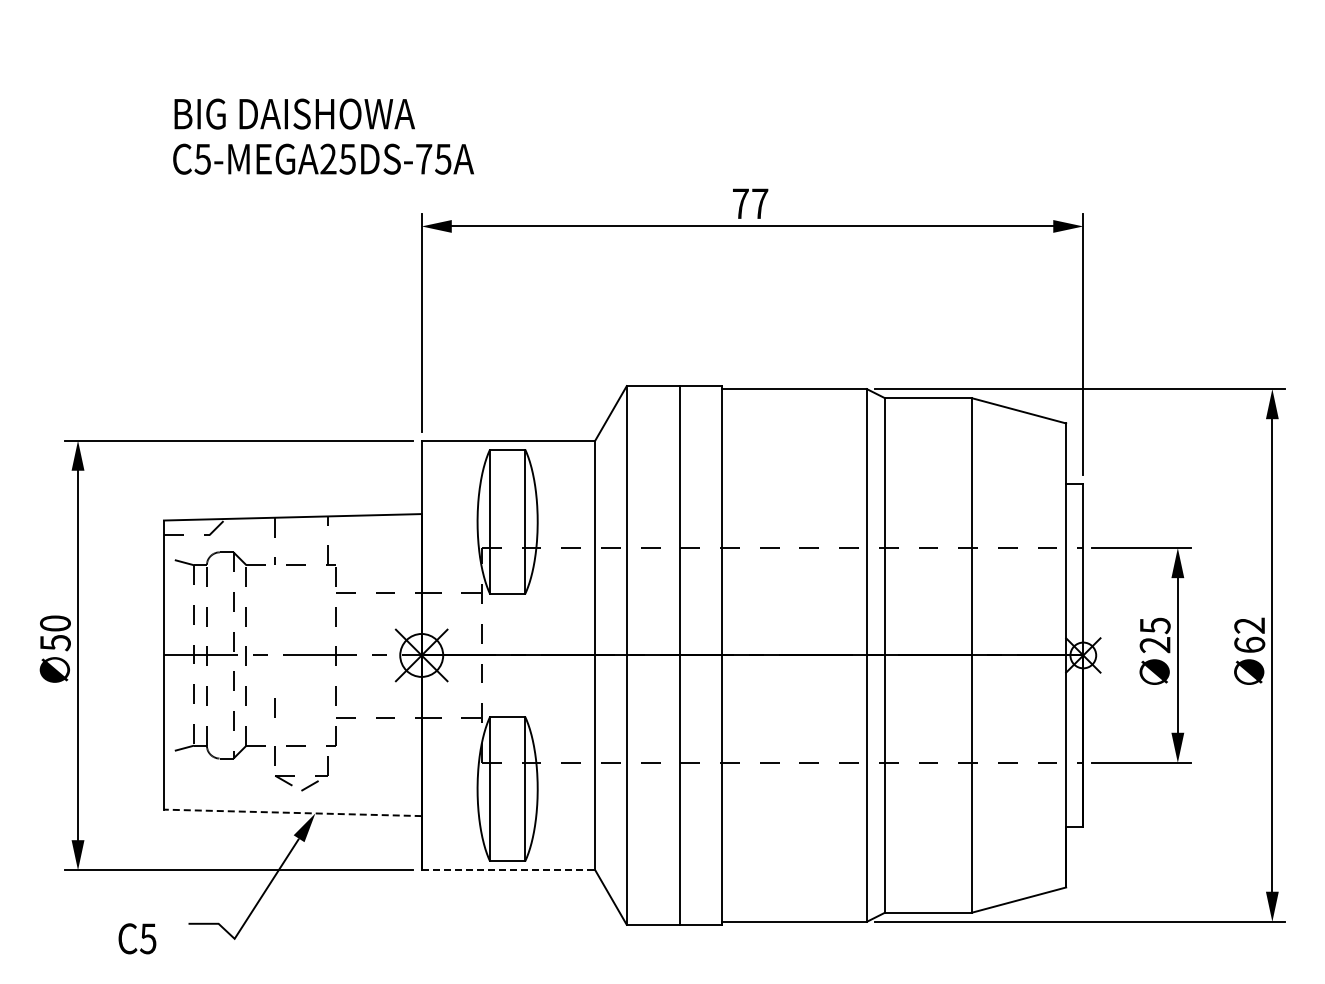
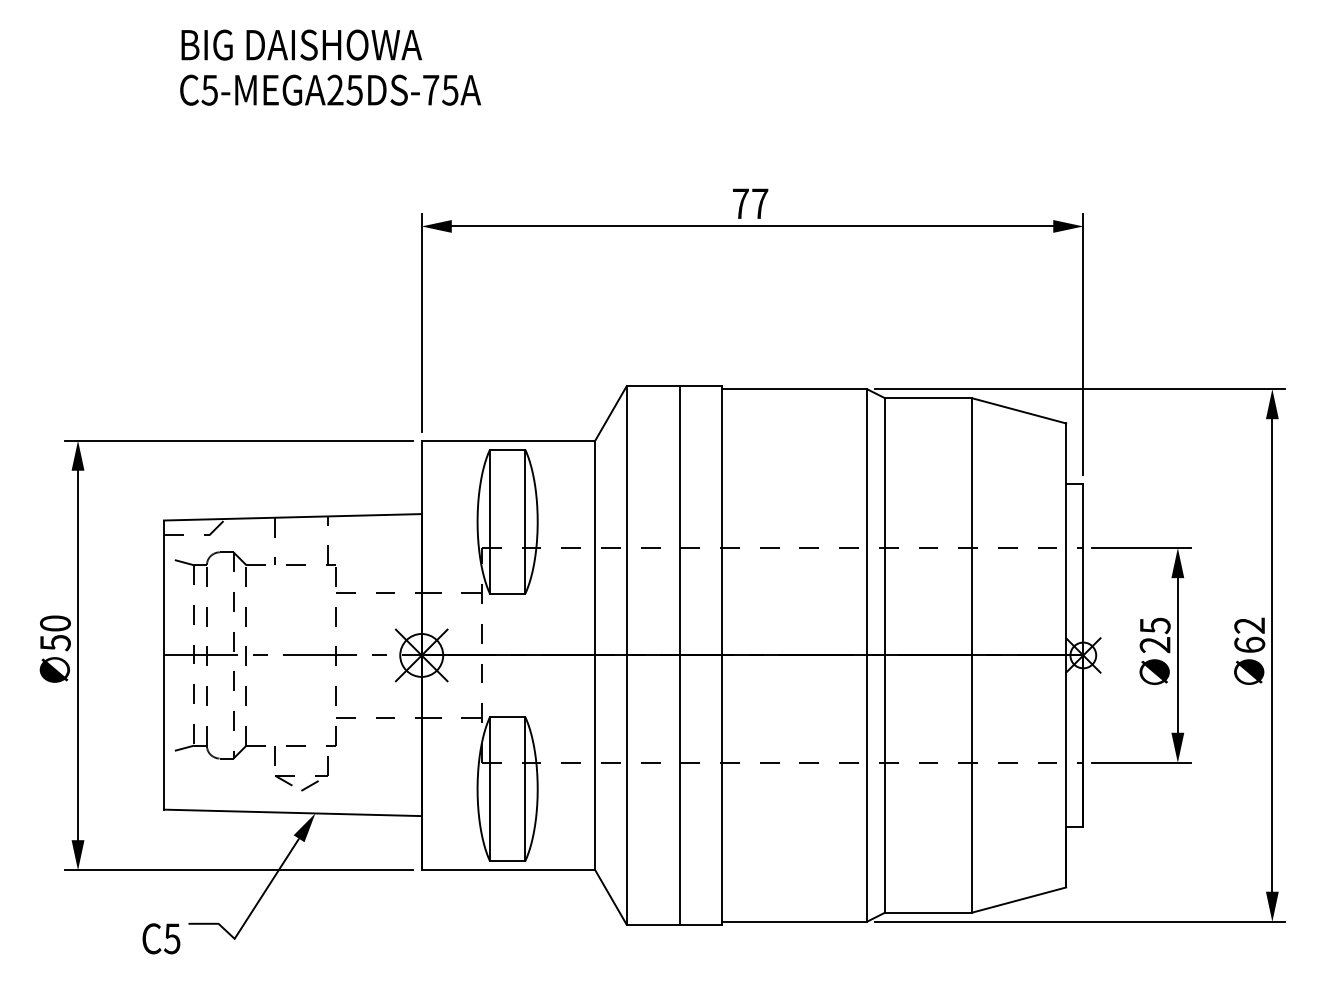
text position: (323, 136) -> (330, 67) (330, 67)
line: present -> none (274, 707)
line: dashed -> solid (292, 812)
line: dashed -> solid (508, 870)
text position: (137, 938) -> (161, 938) (161, 938)
